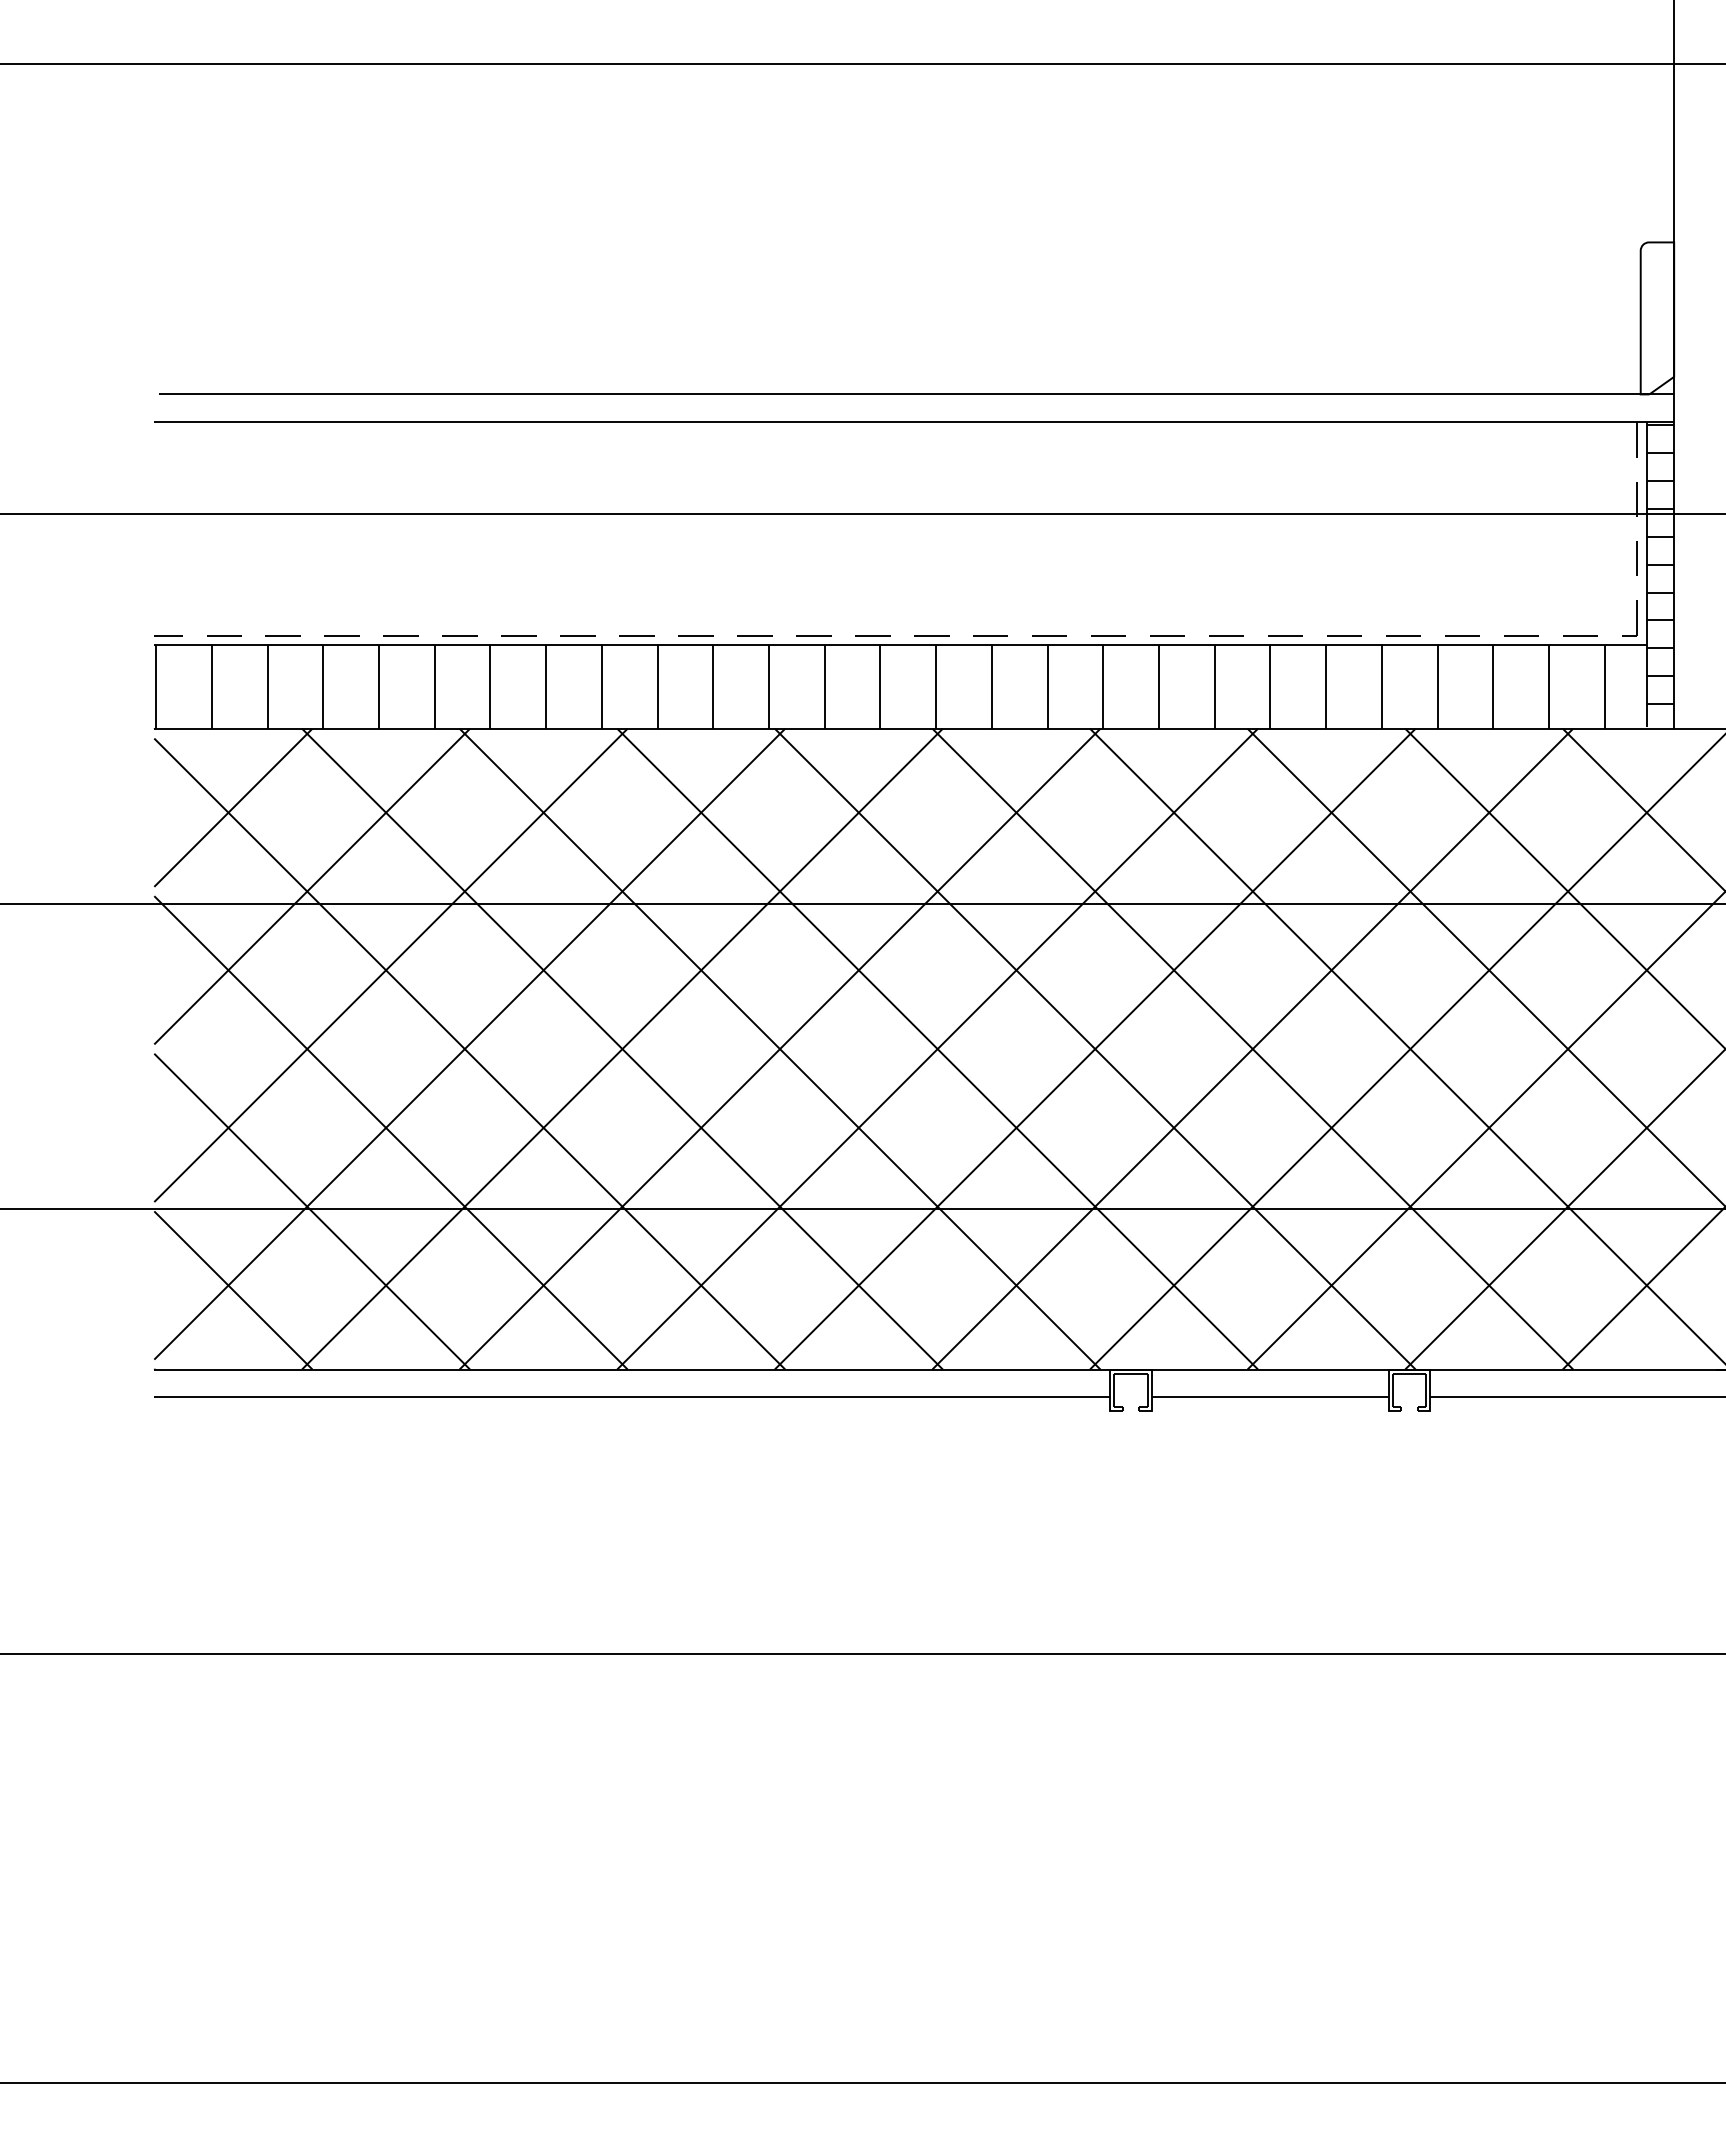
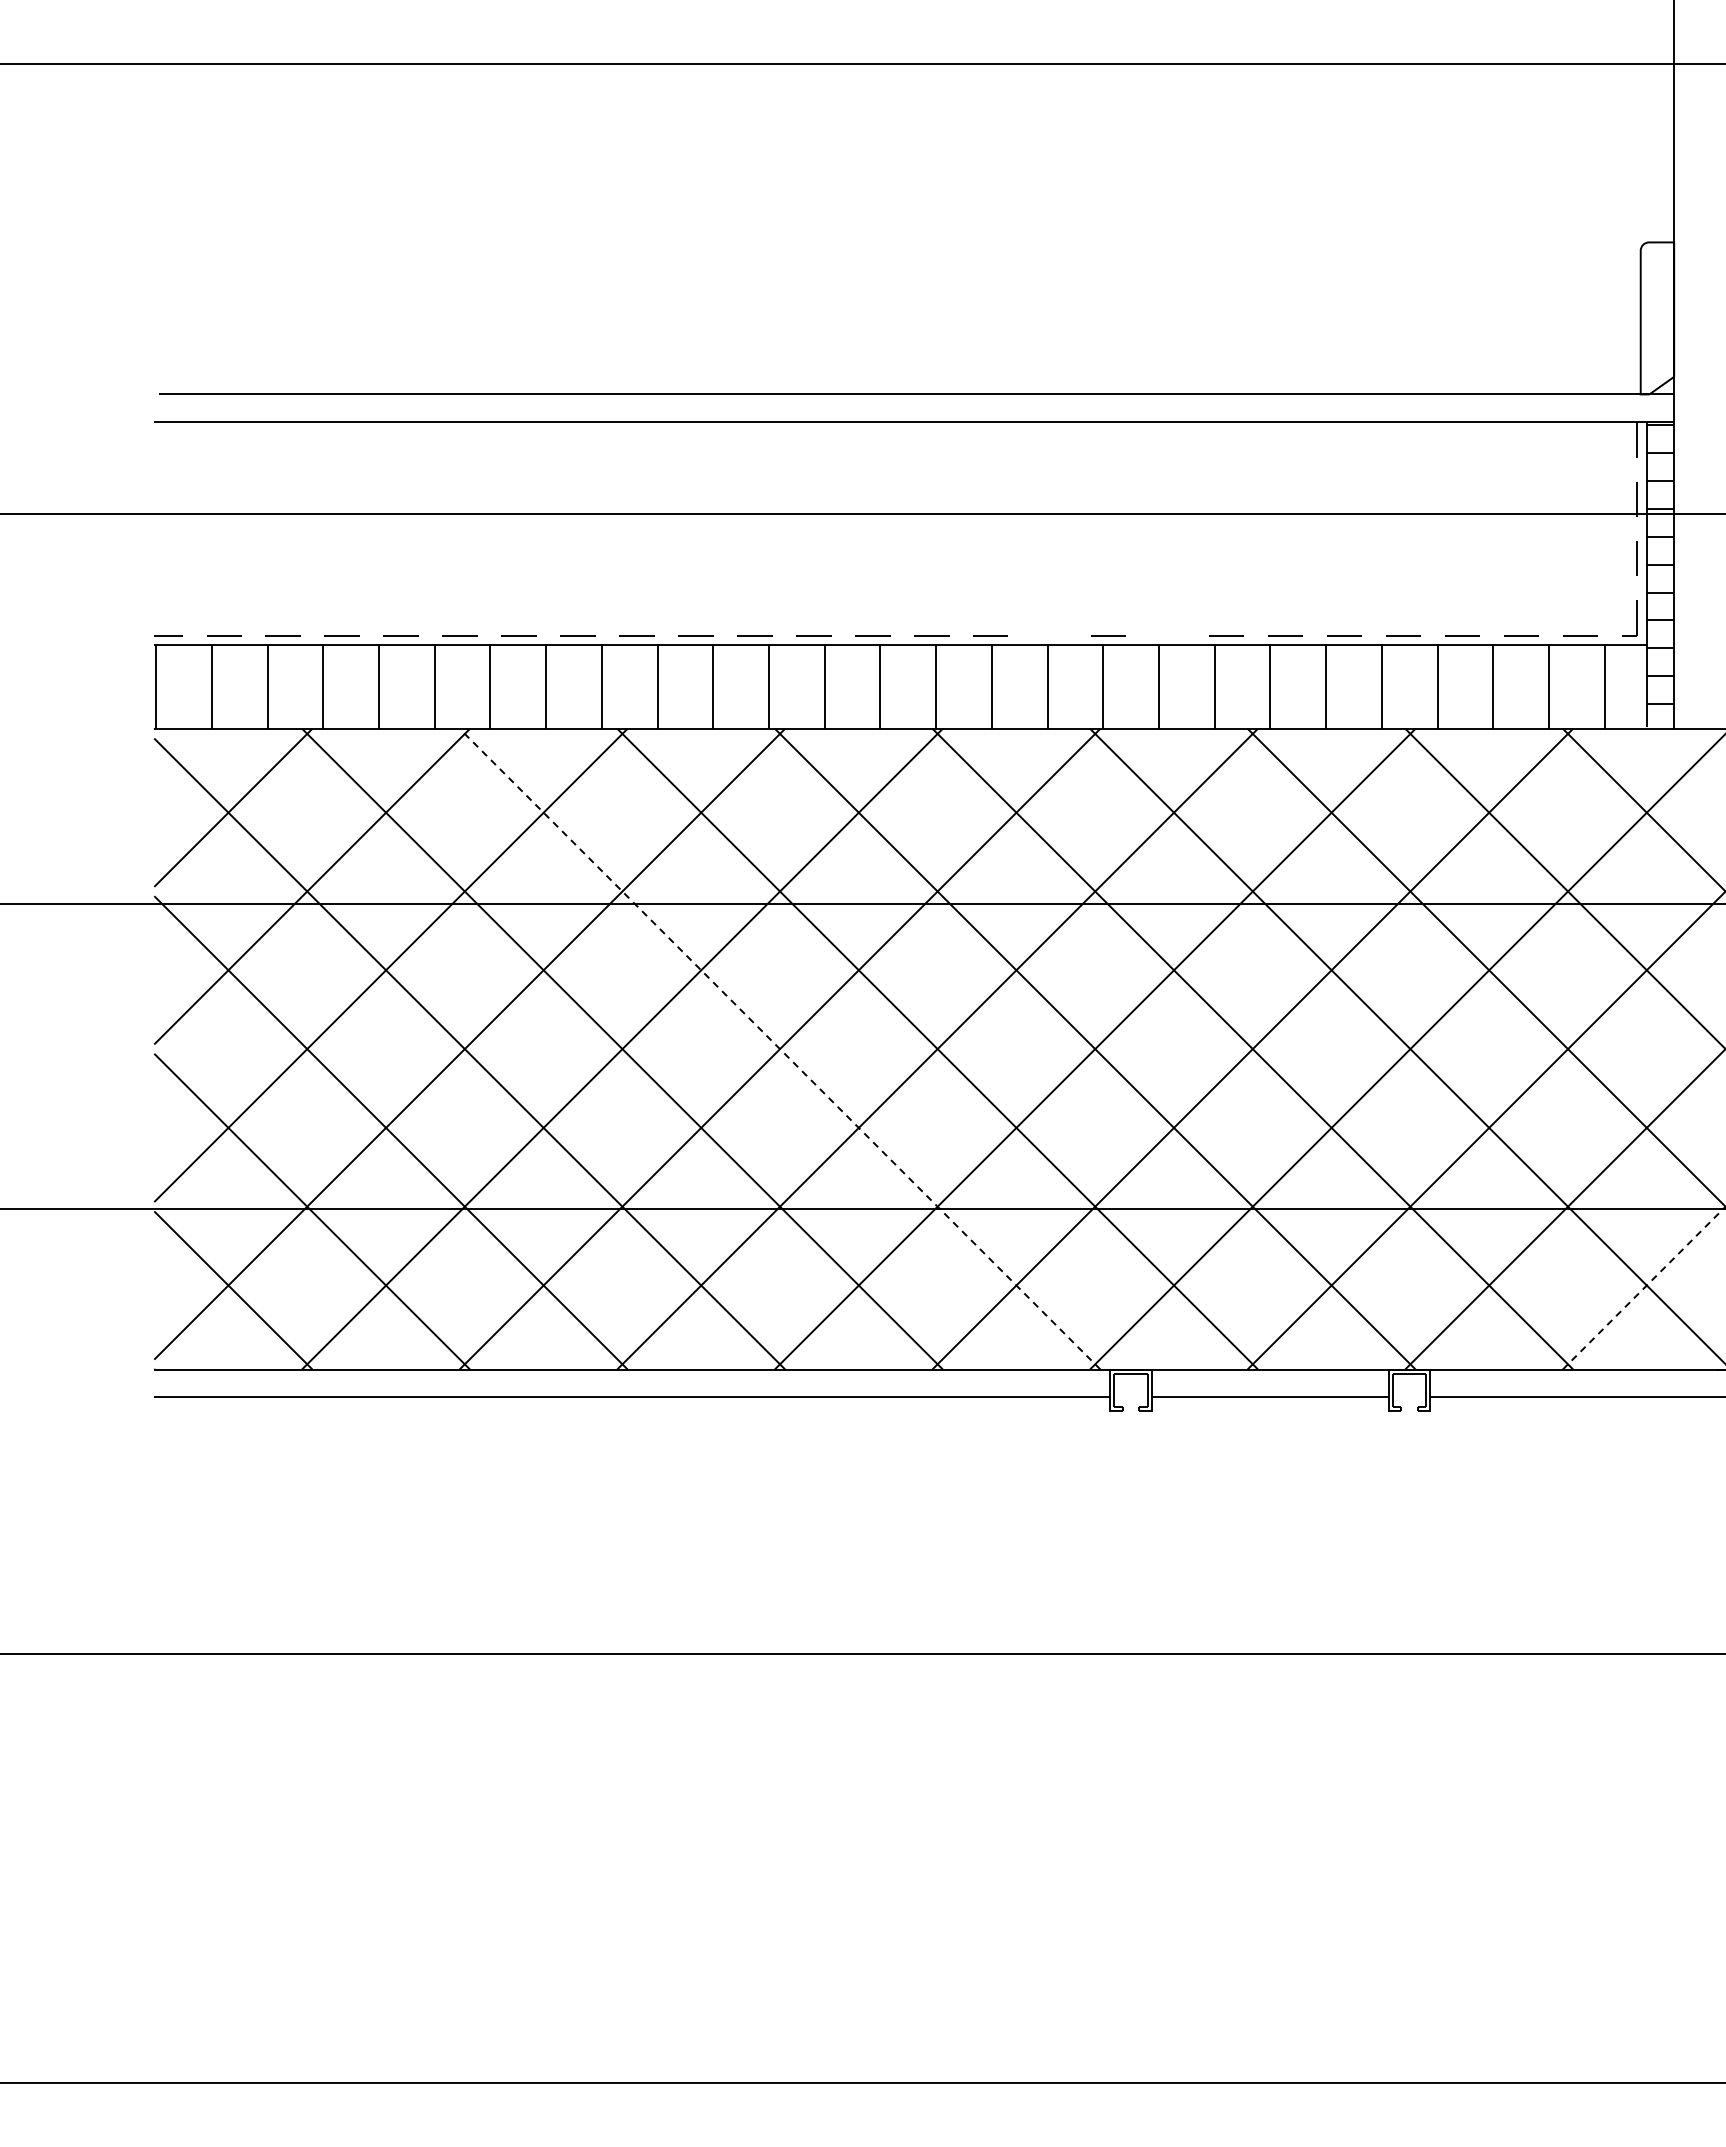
line: present -> none (1049, 635)
line: present -> none (1167, 635)
line: solid -> dashed (779, 1048)
line: solid -> dashed (1644, 1287)
